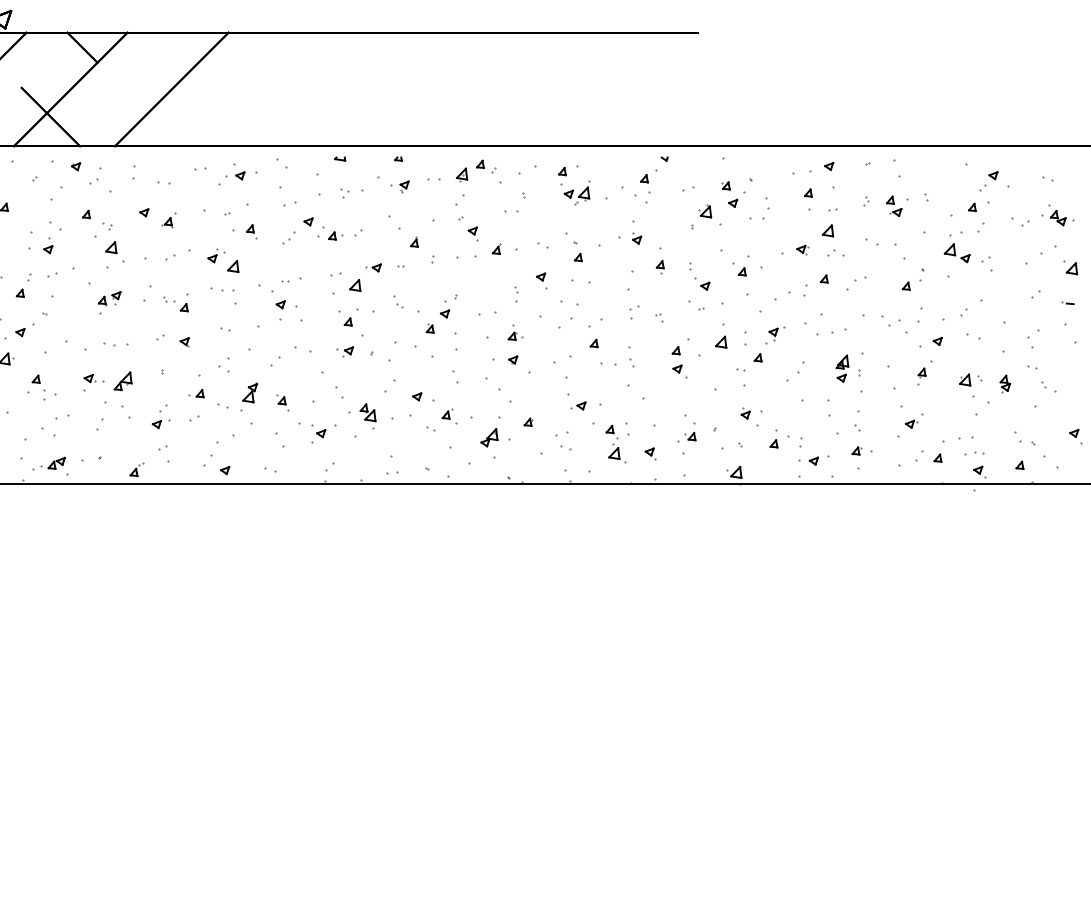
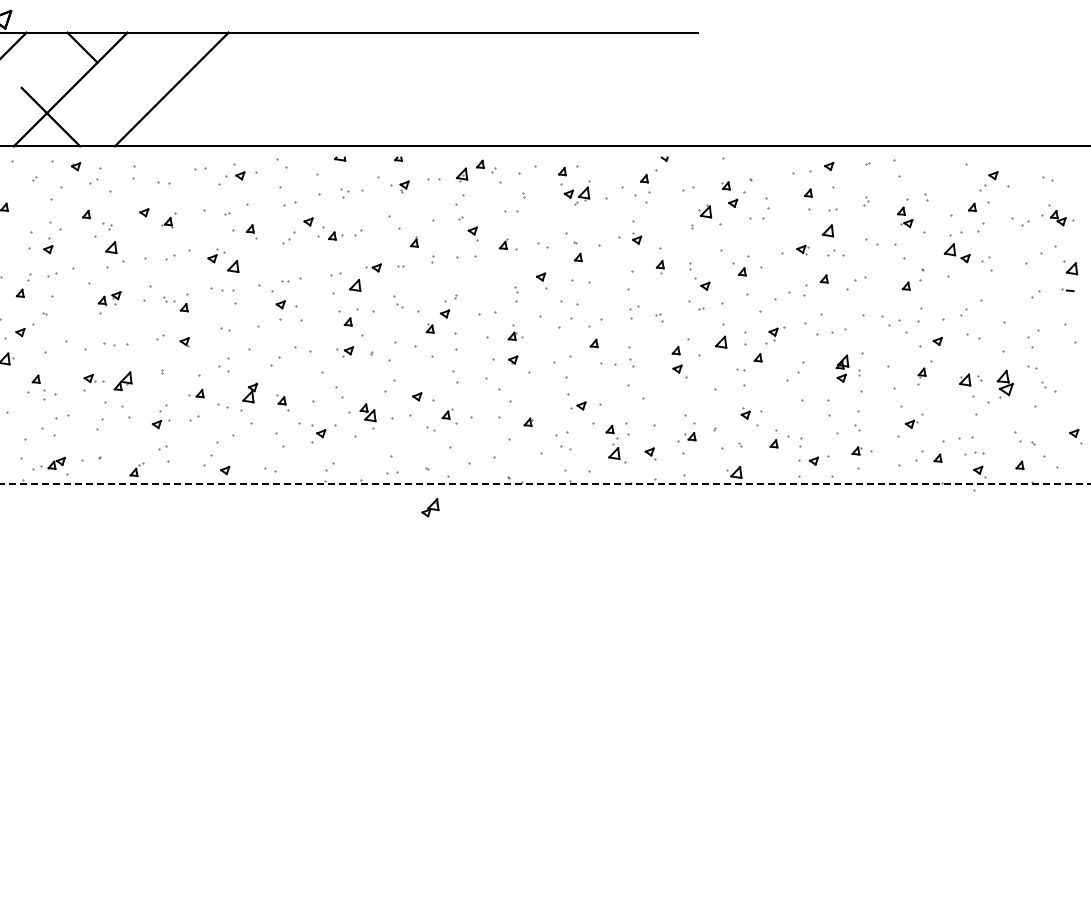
part position: (894, 206) -> (905, 217) (905, 217)
part position: (496, 249) -> (503, 244) (503, 244)
part position: (1067, 302) -> (1067, 289) (1067, 289)
part size: 13x20 px -> 18x30 px (1004, 383)
part position: (489, 437) -> (430, 507) (430, 507)
line: solid -> dashed (545, 483)
